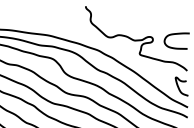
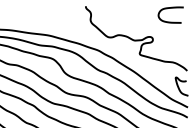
curve position: (173, 35) -> (167, 9) (167, 9)
